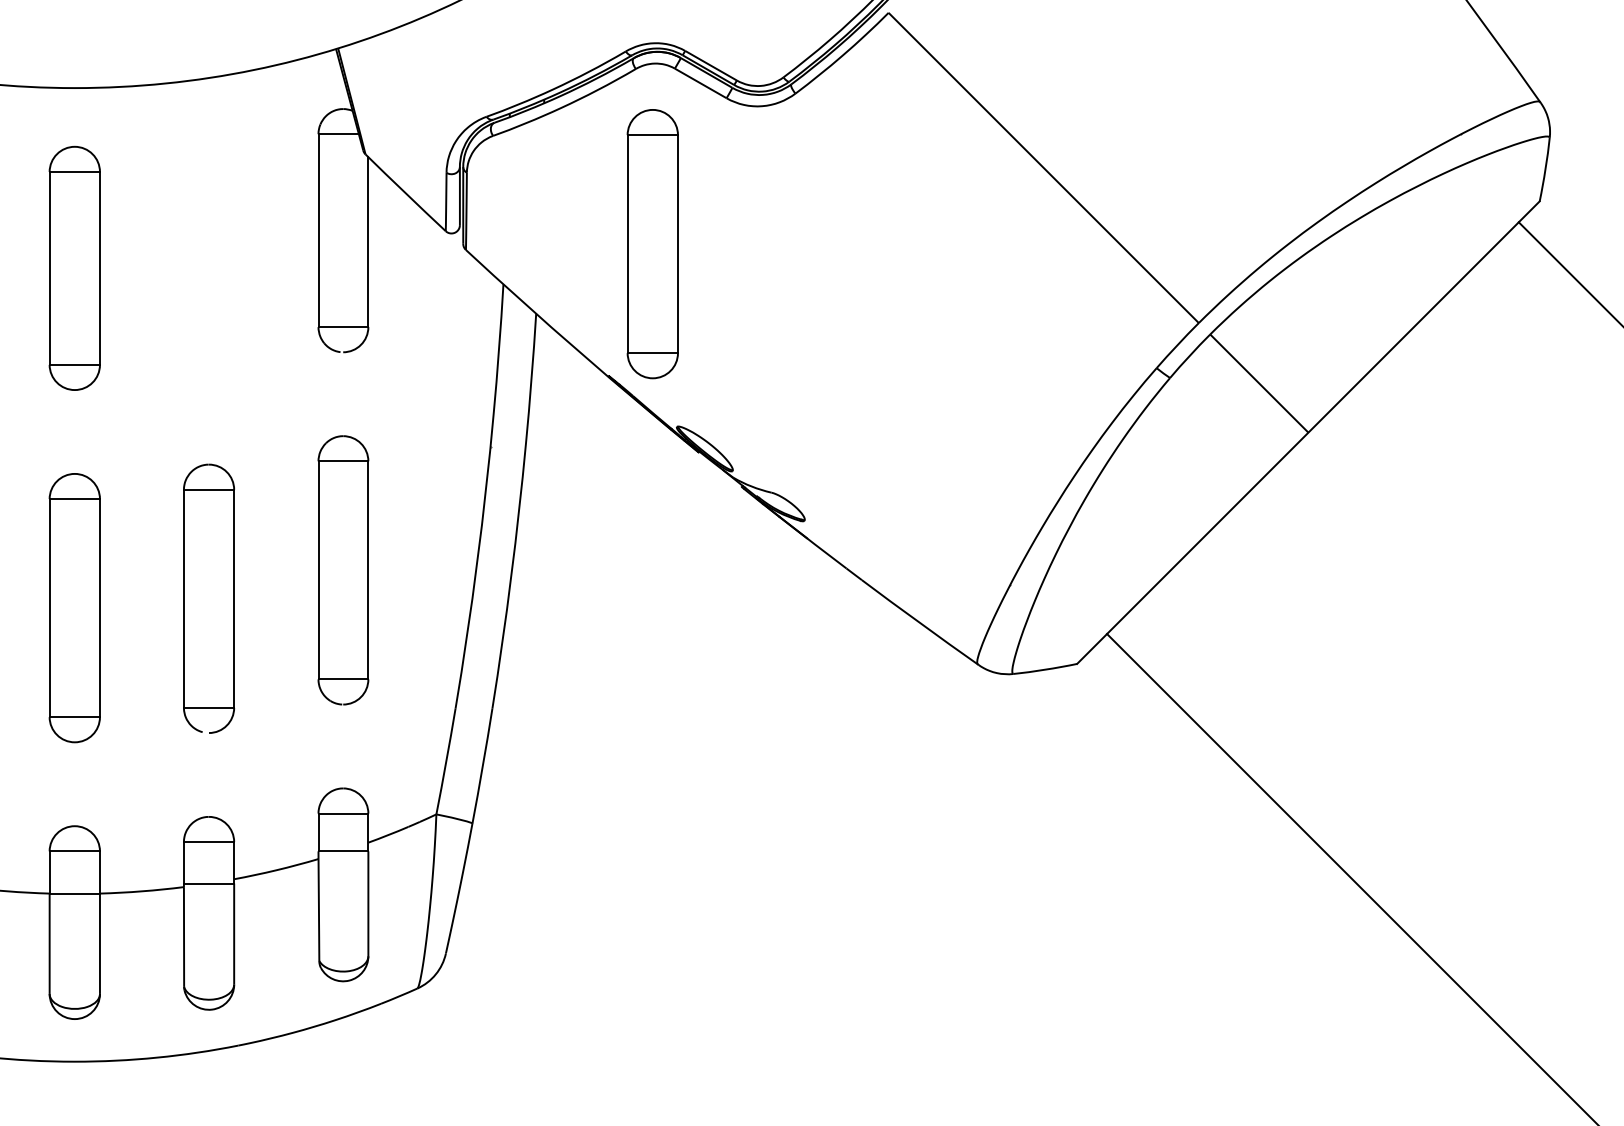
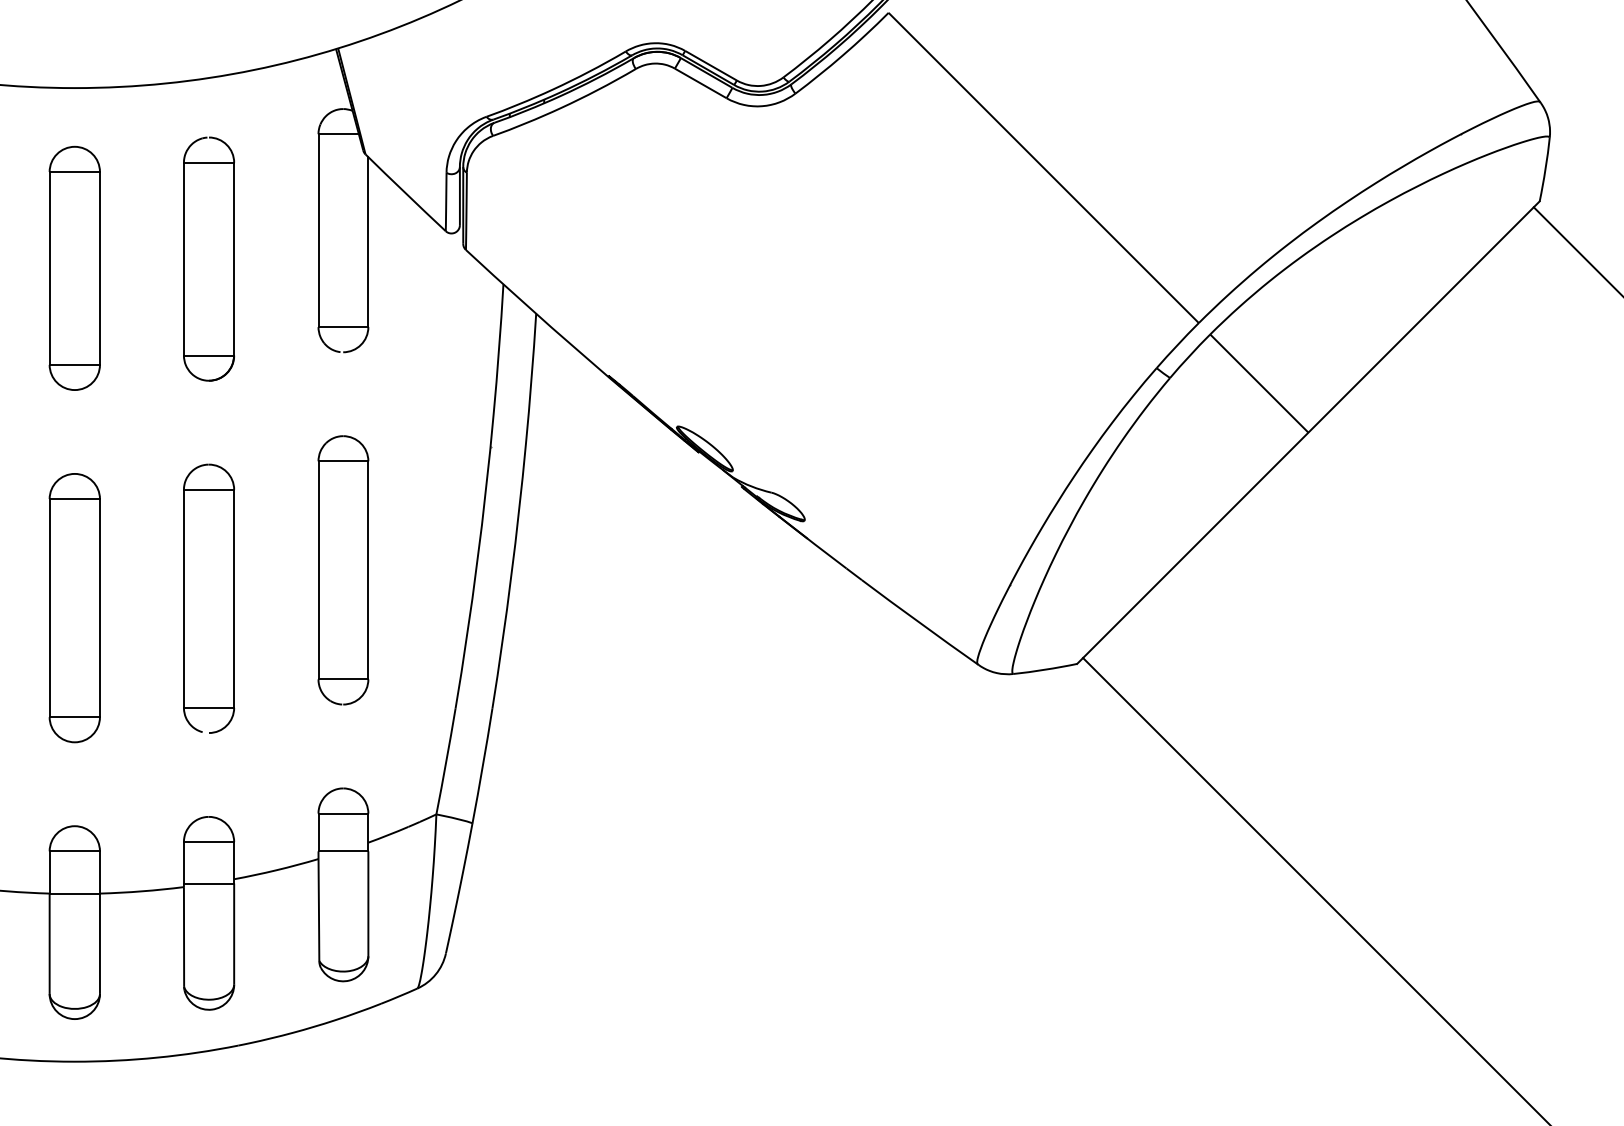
part: present -> none (652, 244)
part: none -> present (208, 258)
line position: (1569, 273) -> (1576, 250) (1576, 250)
line position: (1351, 878) -> (1315, 890) (1315, 890)
